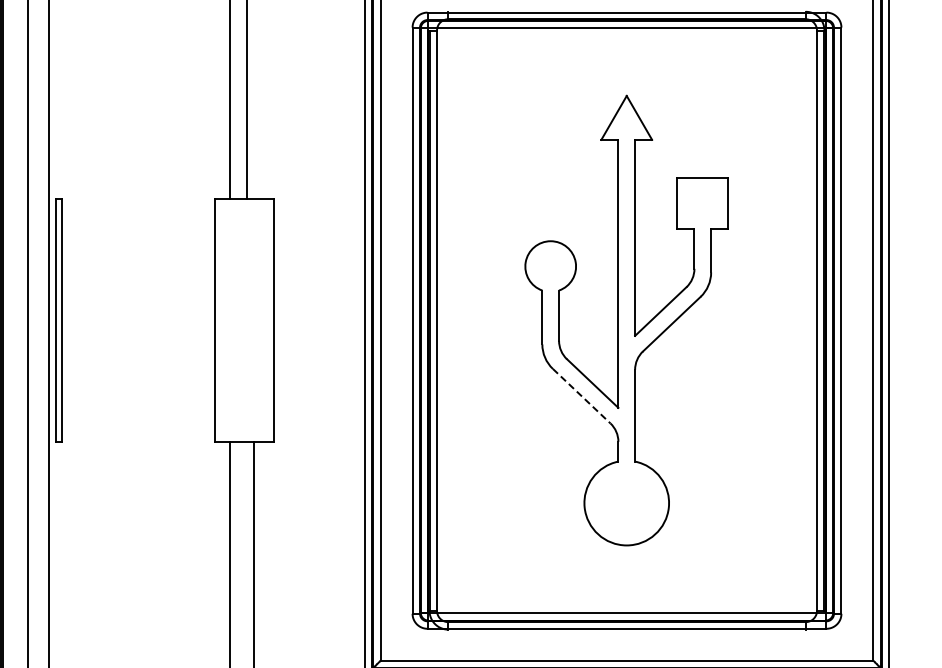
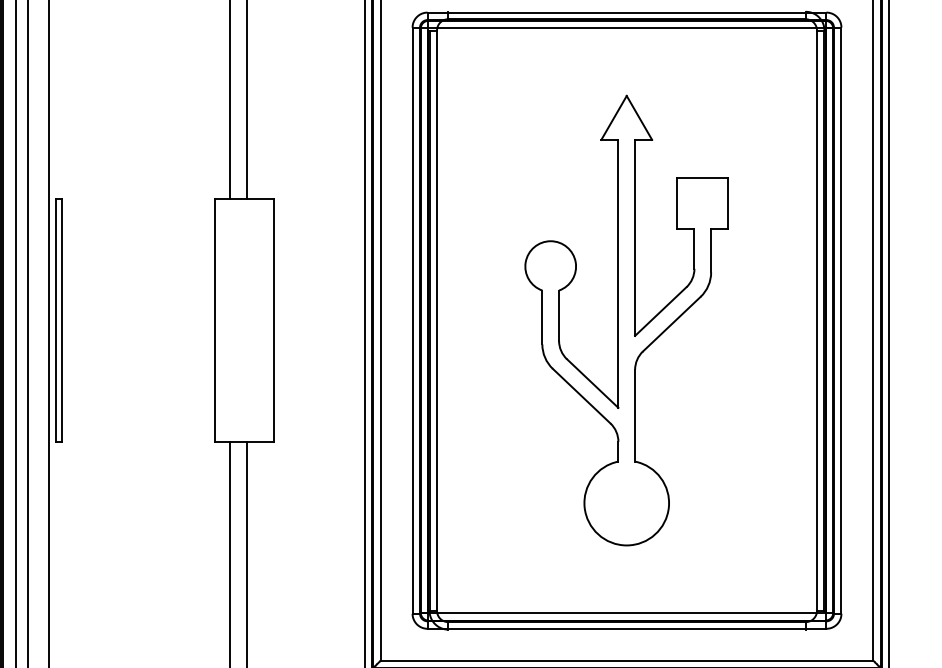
line: none -> present (16, 333)
line: dashed -> solid (581, 396)
line position: (254, 553) -> (247, 553) (247, 553)
